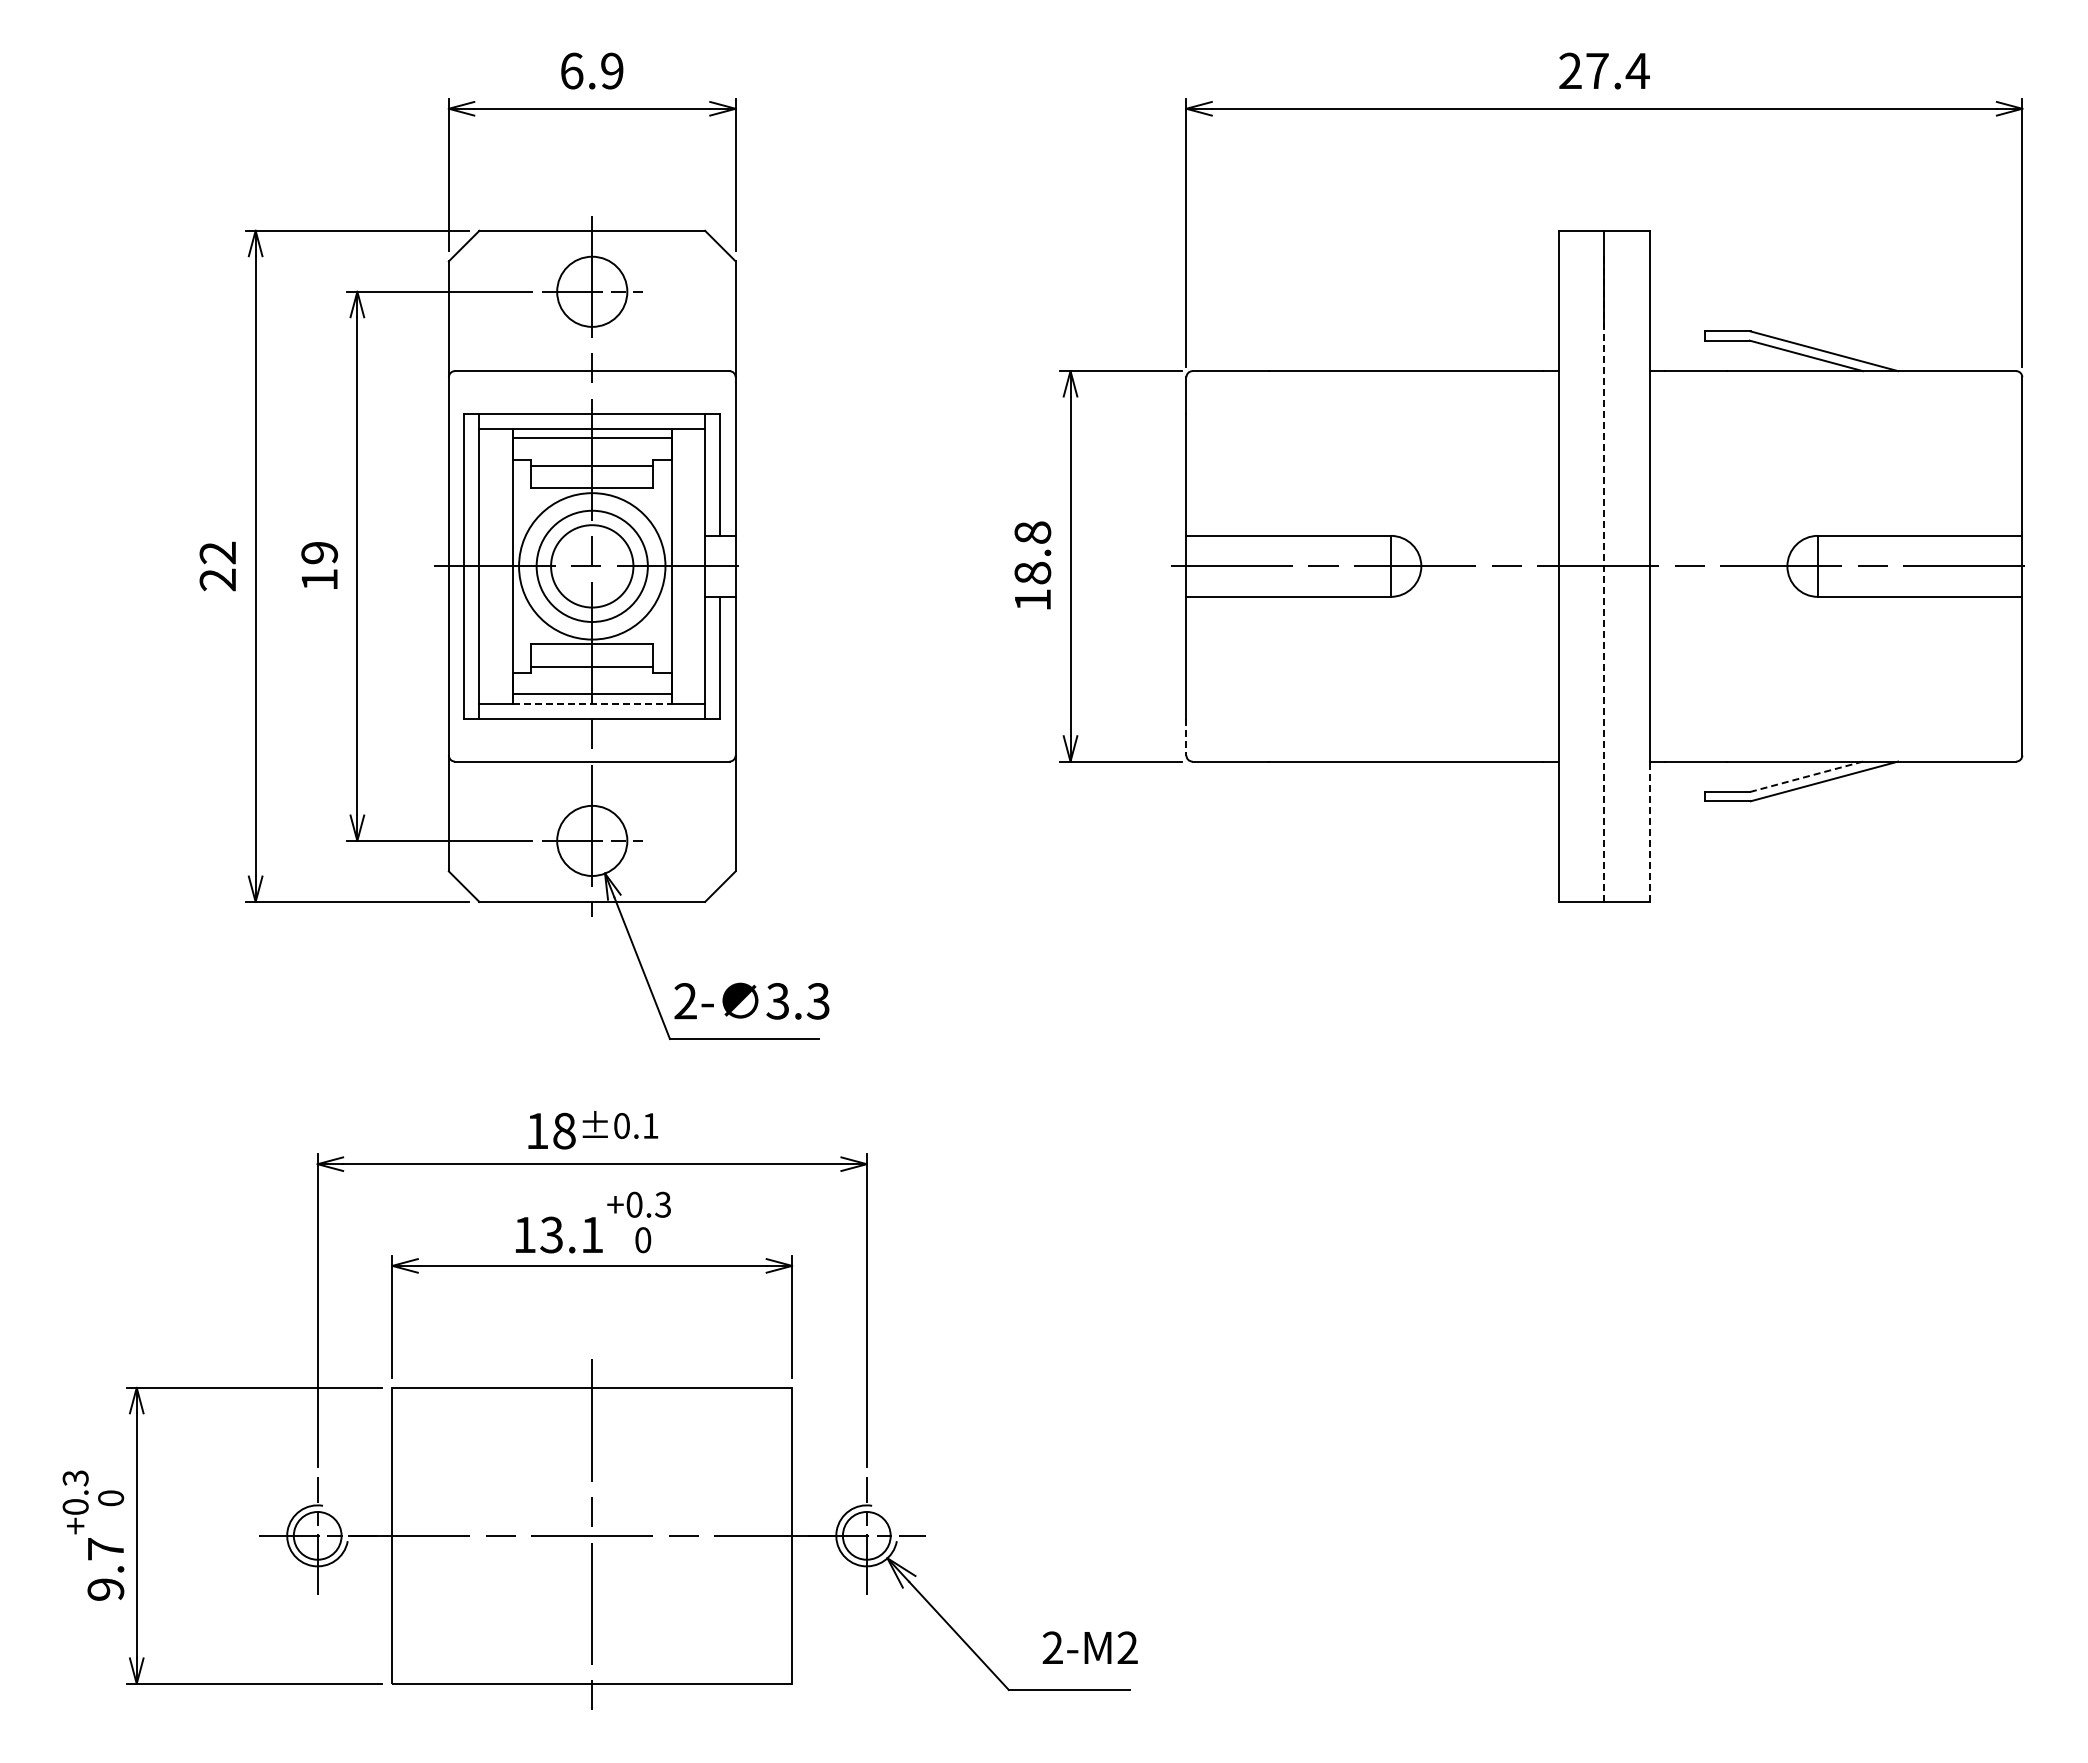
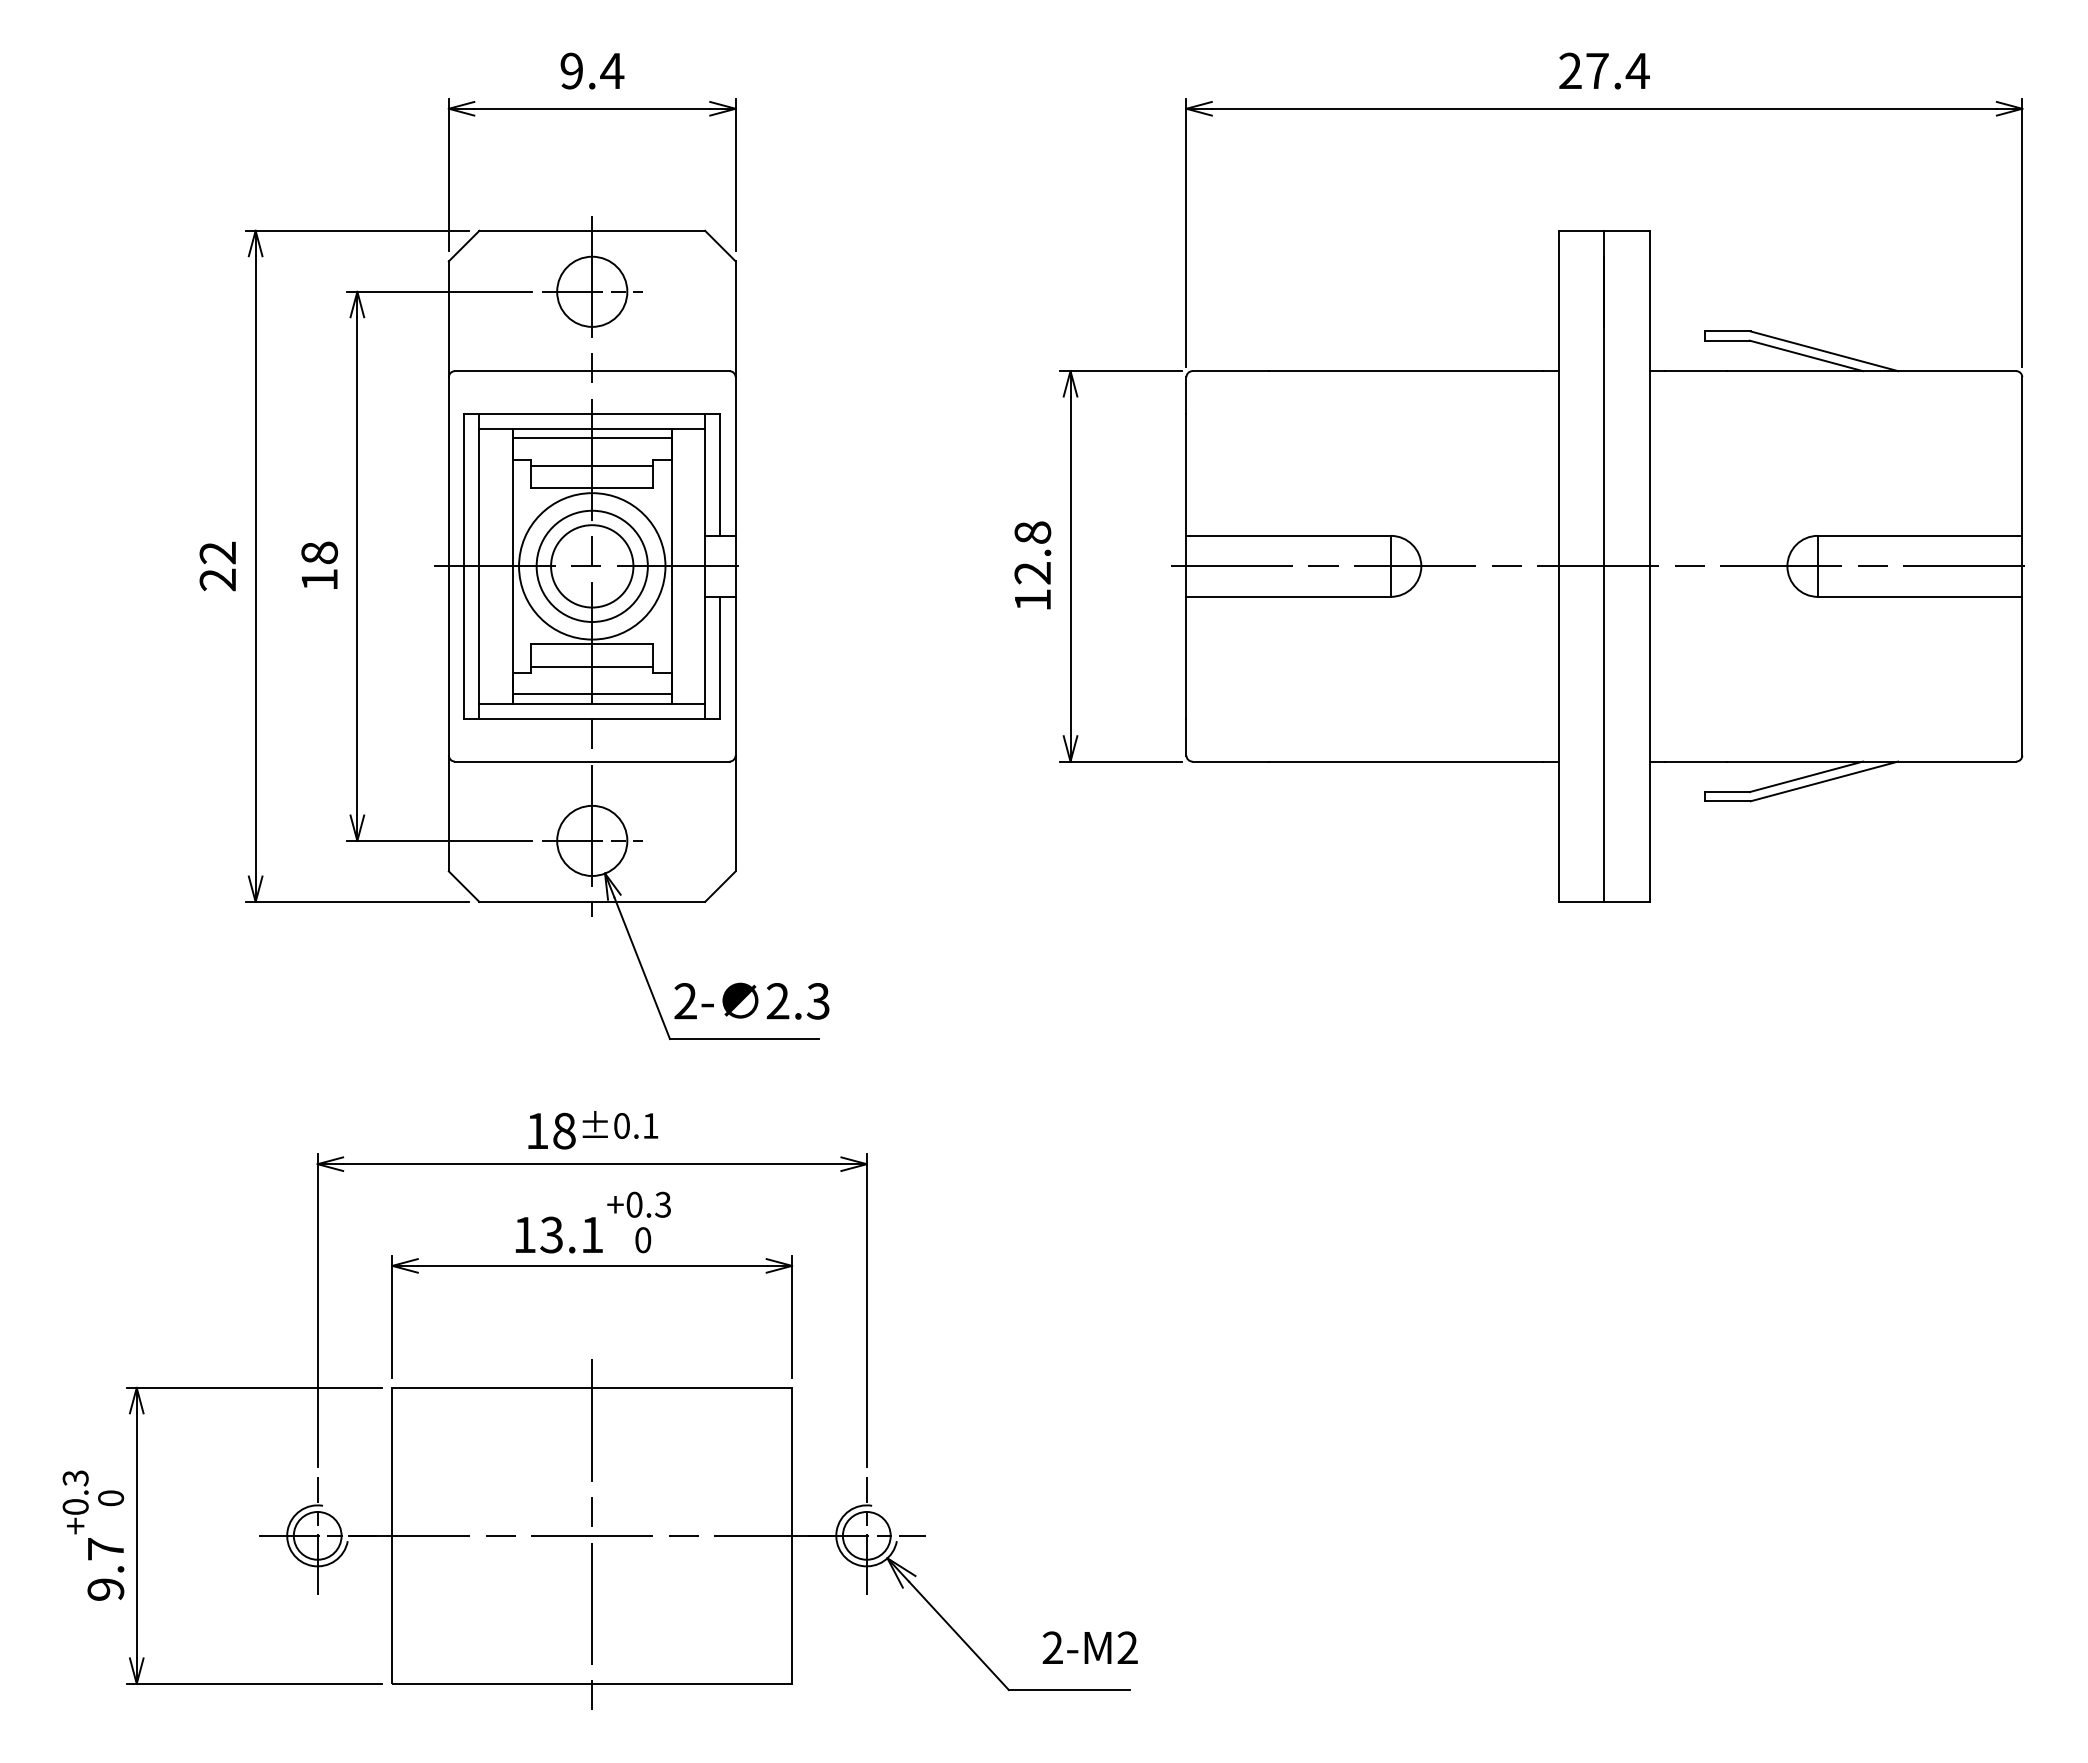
text: 6.9 -> 9.4 (592, 70)
text: 19 -> 18 (319, 552)
text: 18.8 -> 12.8 (1032, 572)
line: dashed -> solid (1604, 579)
line: dashed -> solid (592, 703)
line: dashed -> solid (1186, 737)
line: dashed -> solid (1806, 776)
line: dashed -> solid (1650, 831)
text: 3.3 -> 2.3 (777, 1001)
